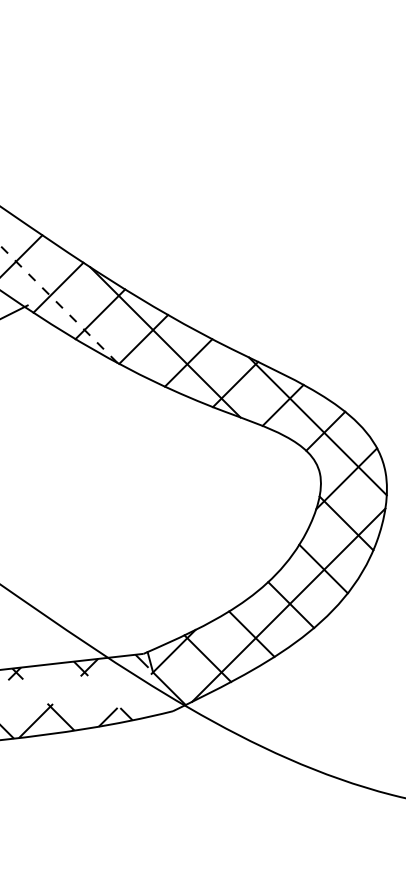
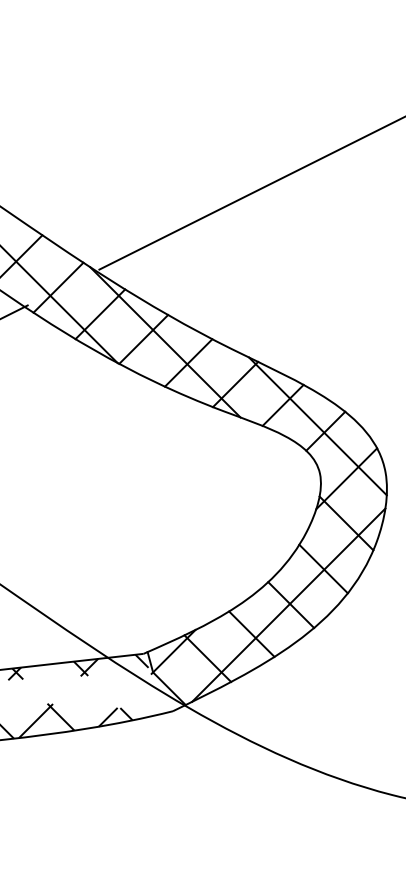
line: none -> present (250, 193)
line: dashed -> solid (58, 304)
